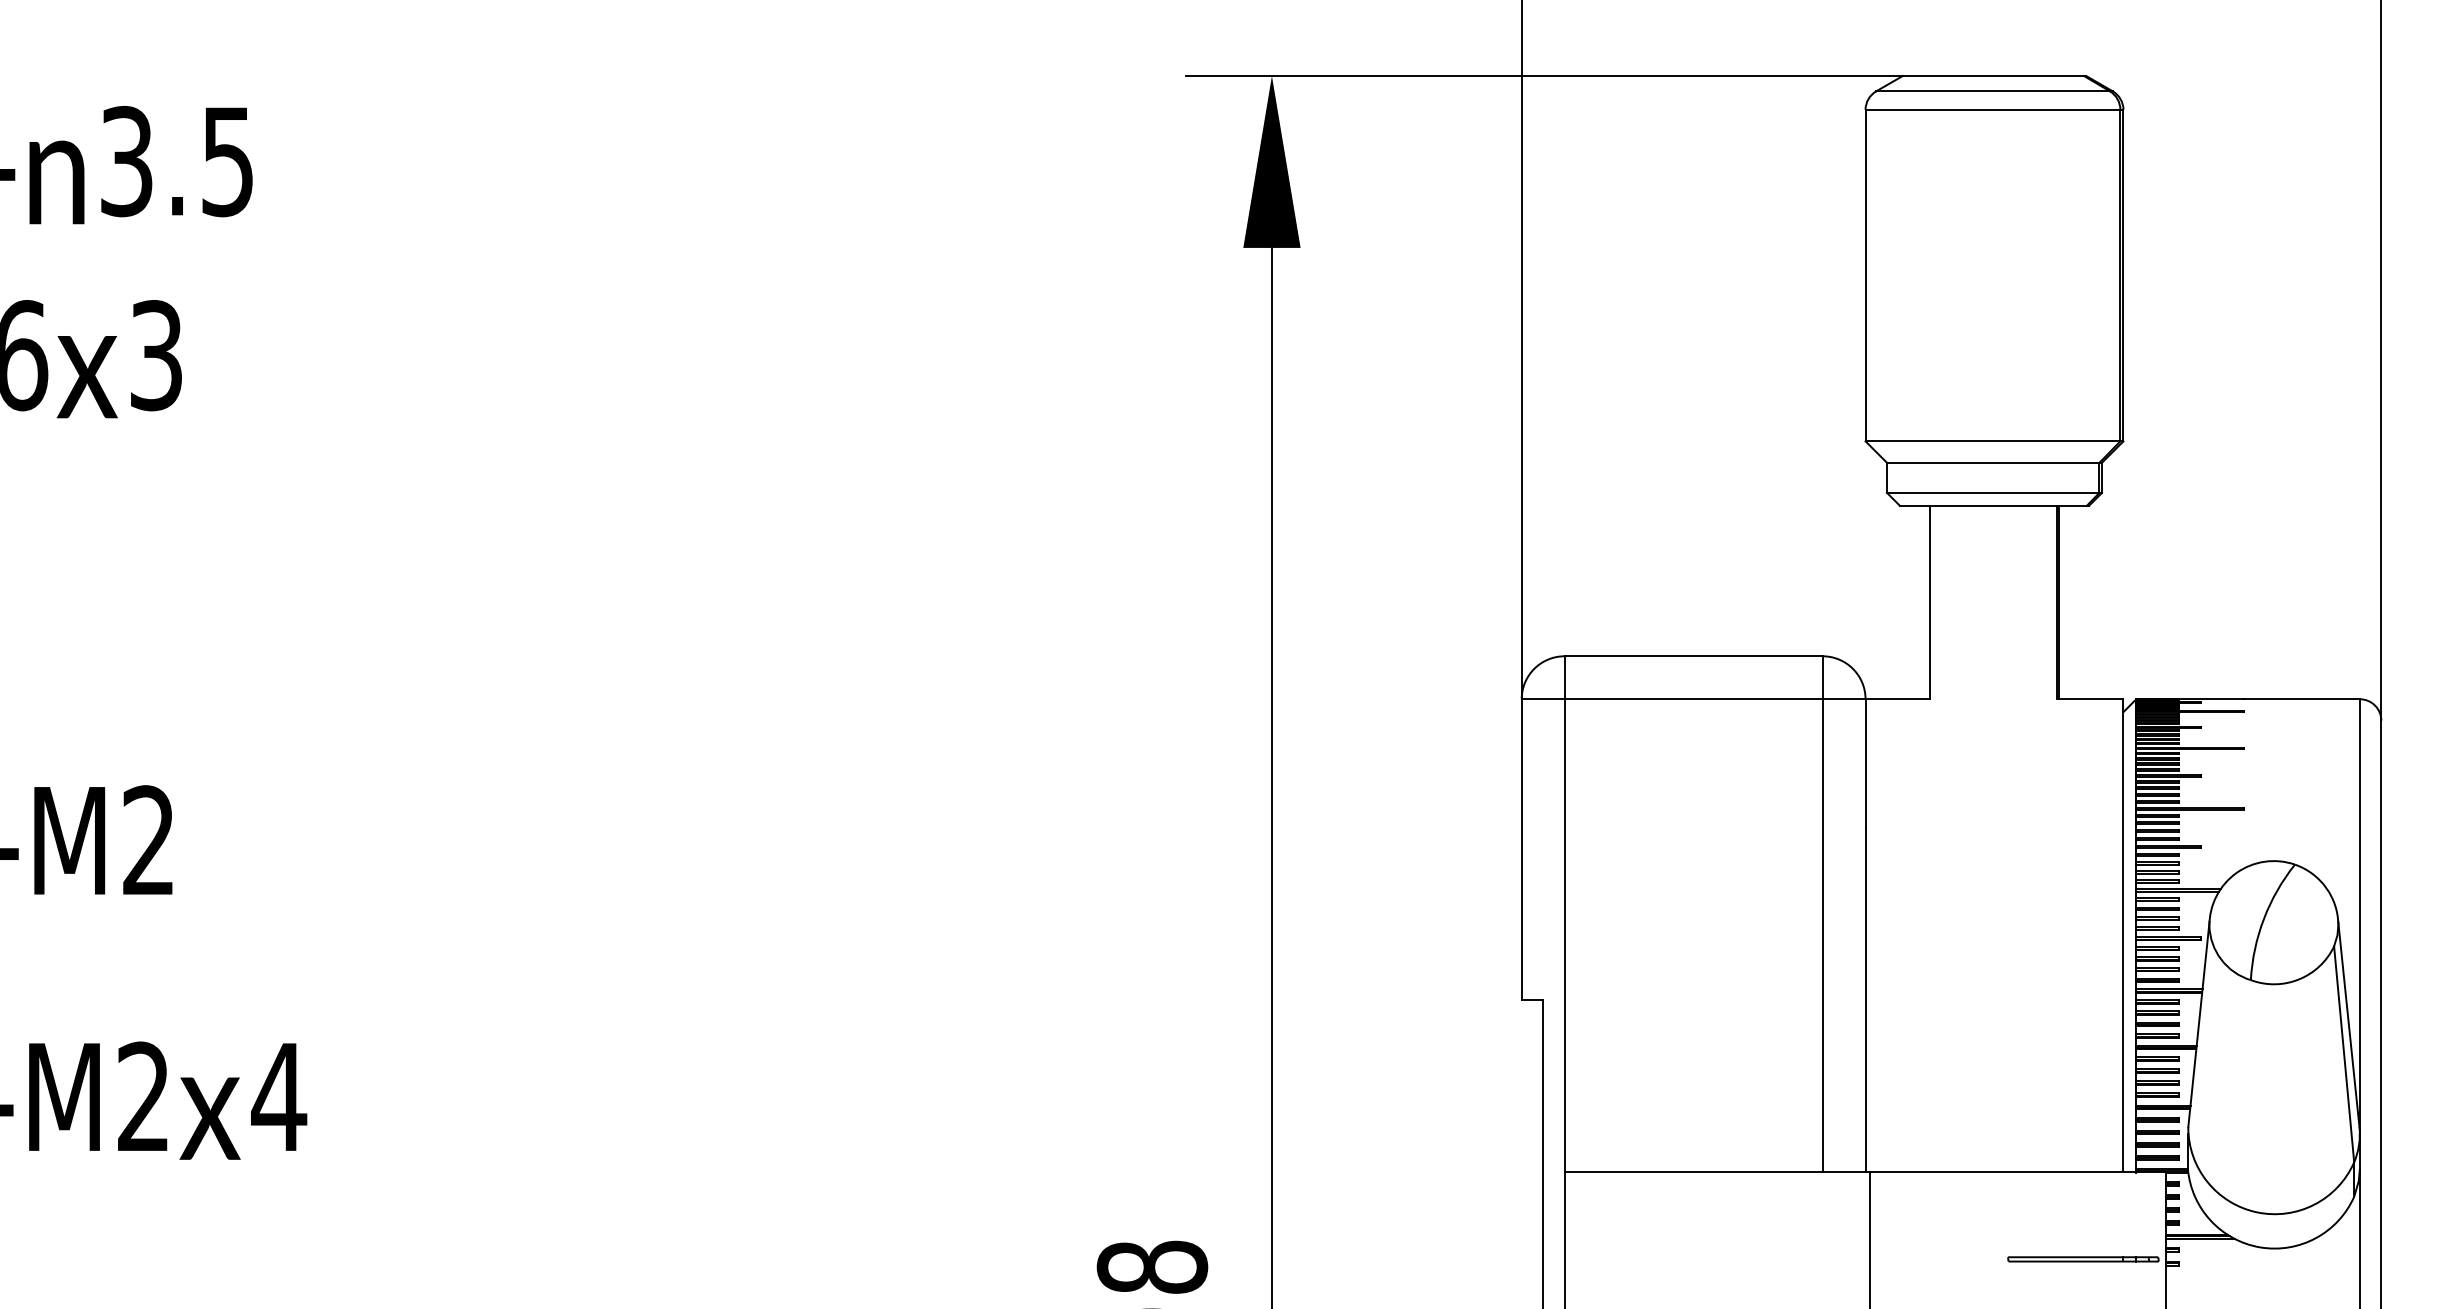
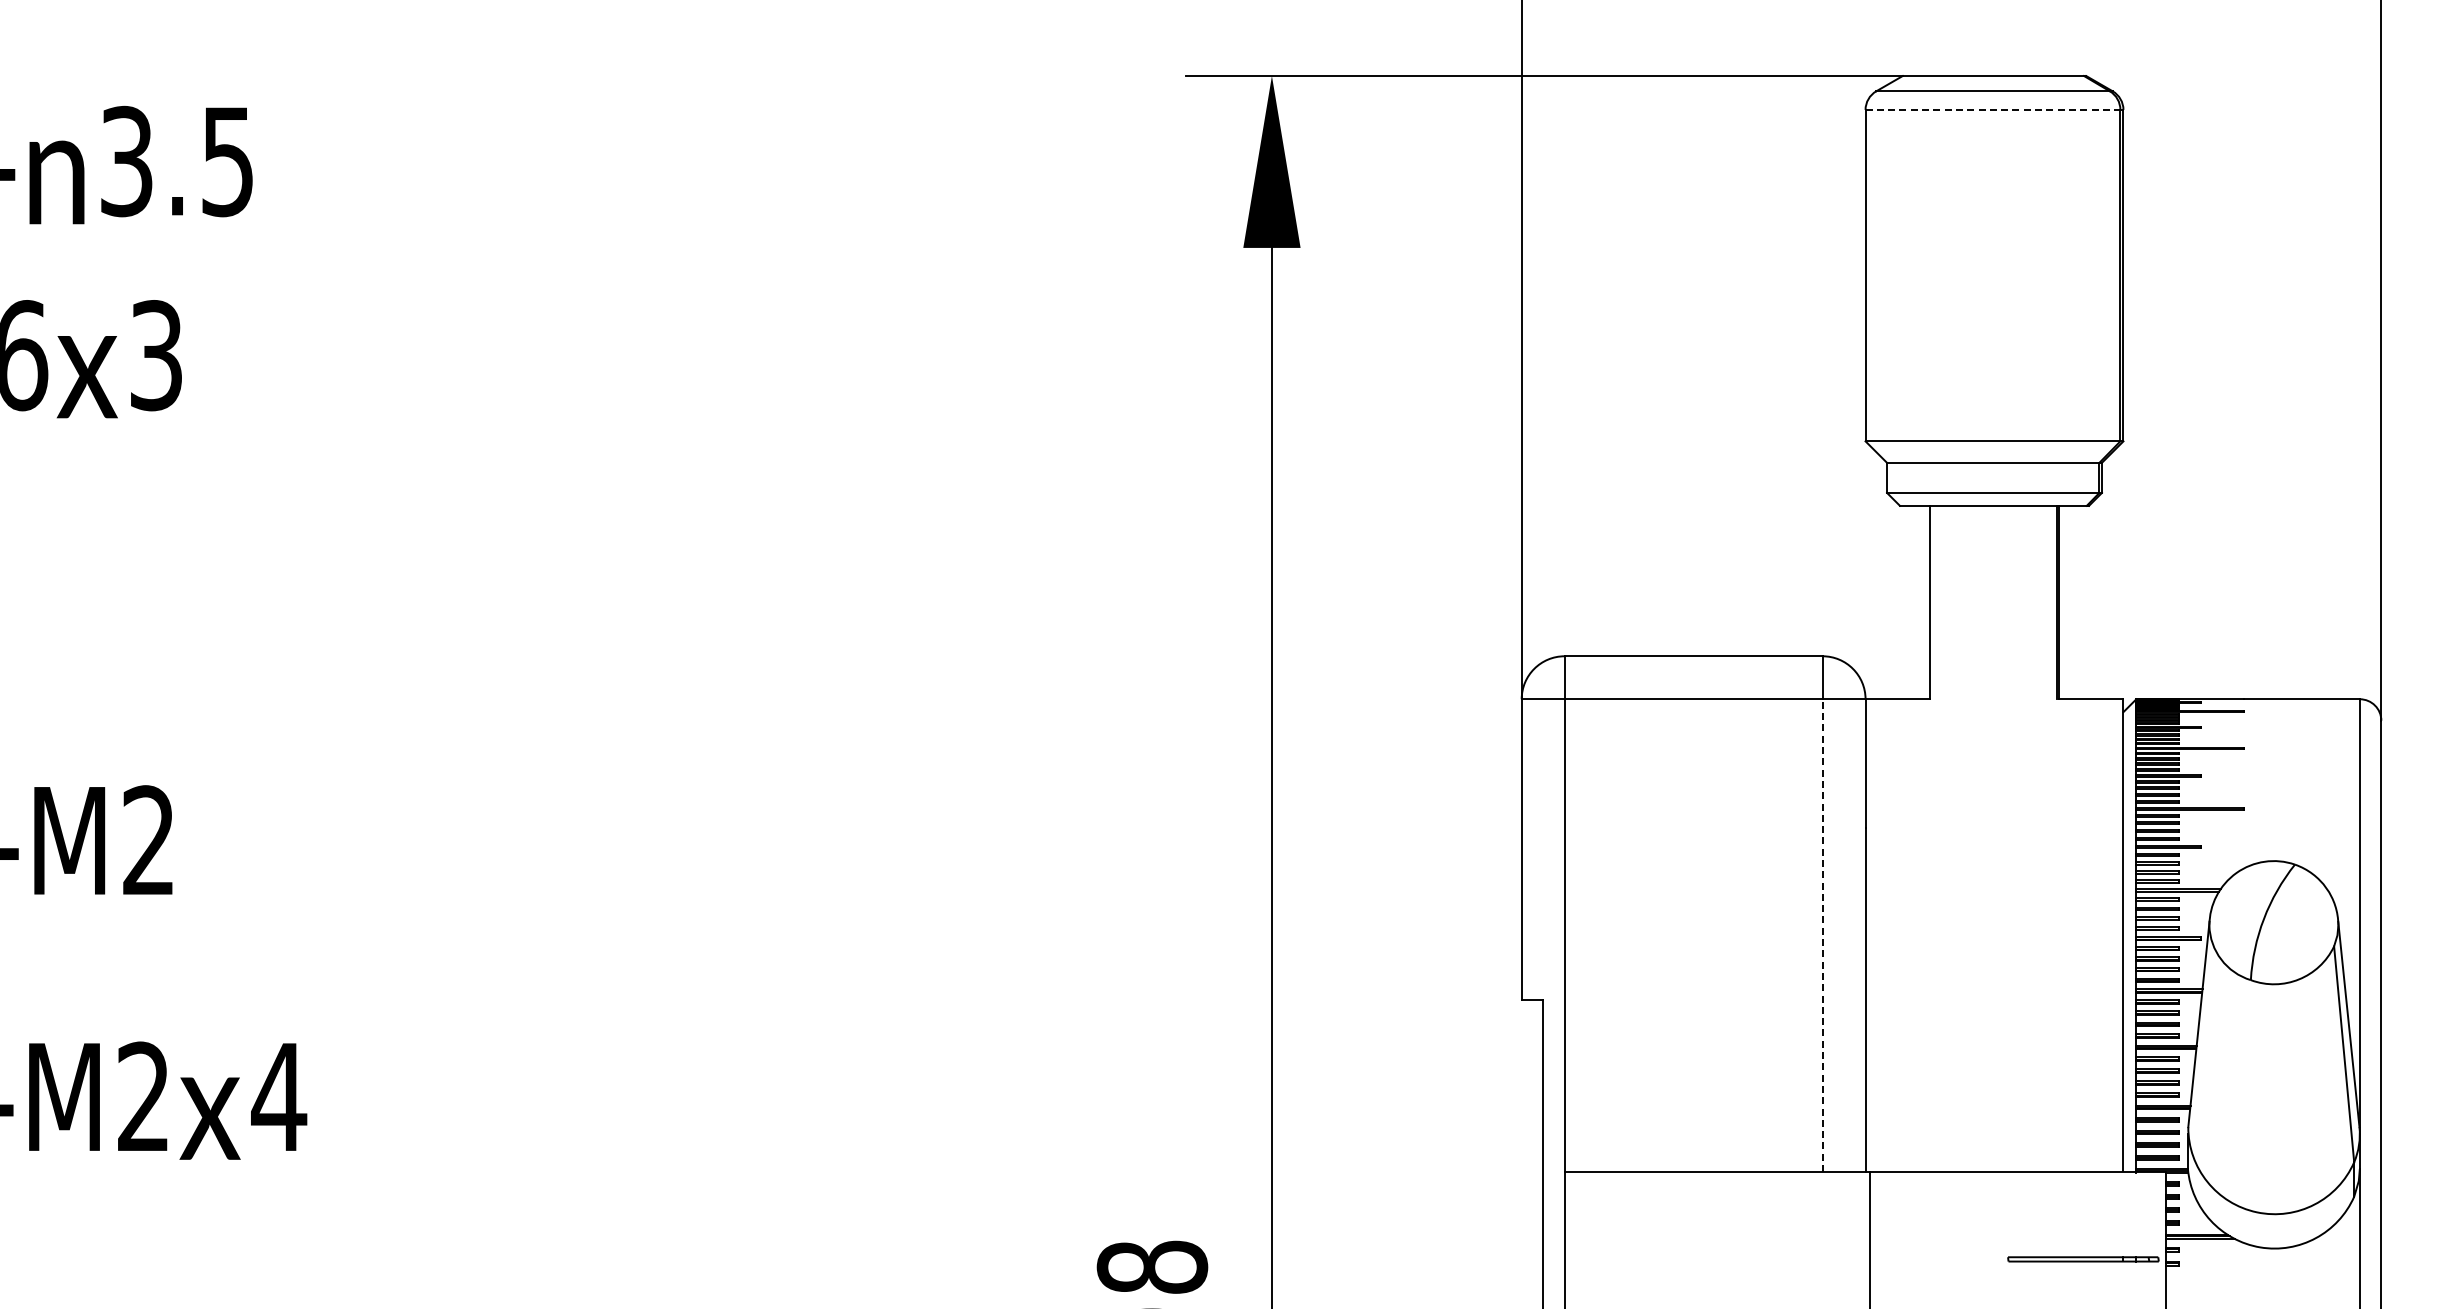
line: solid -> dashed (1993, 109)
line: solid -> dashed (1822, 935)
